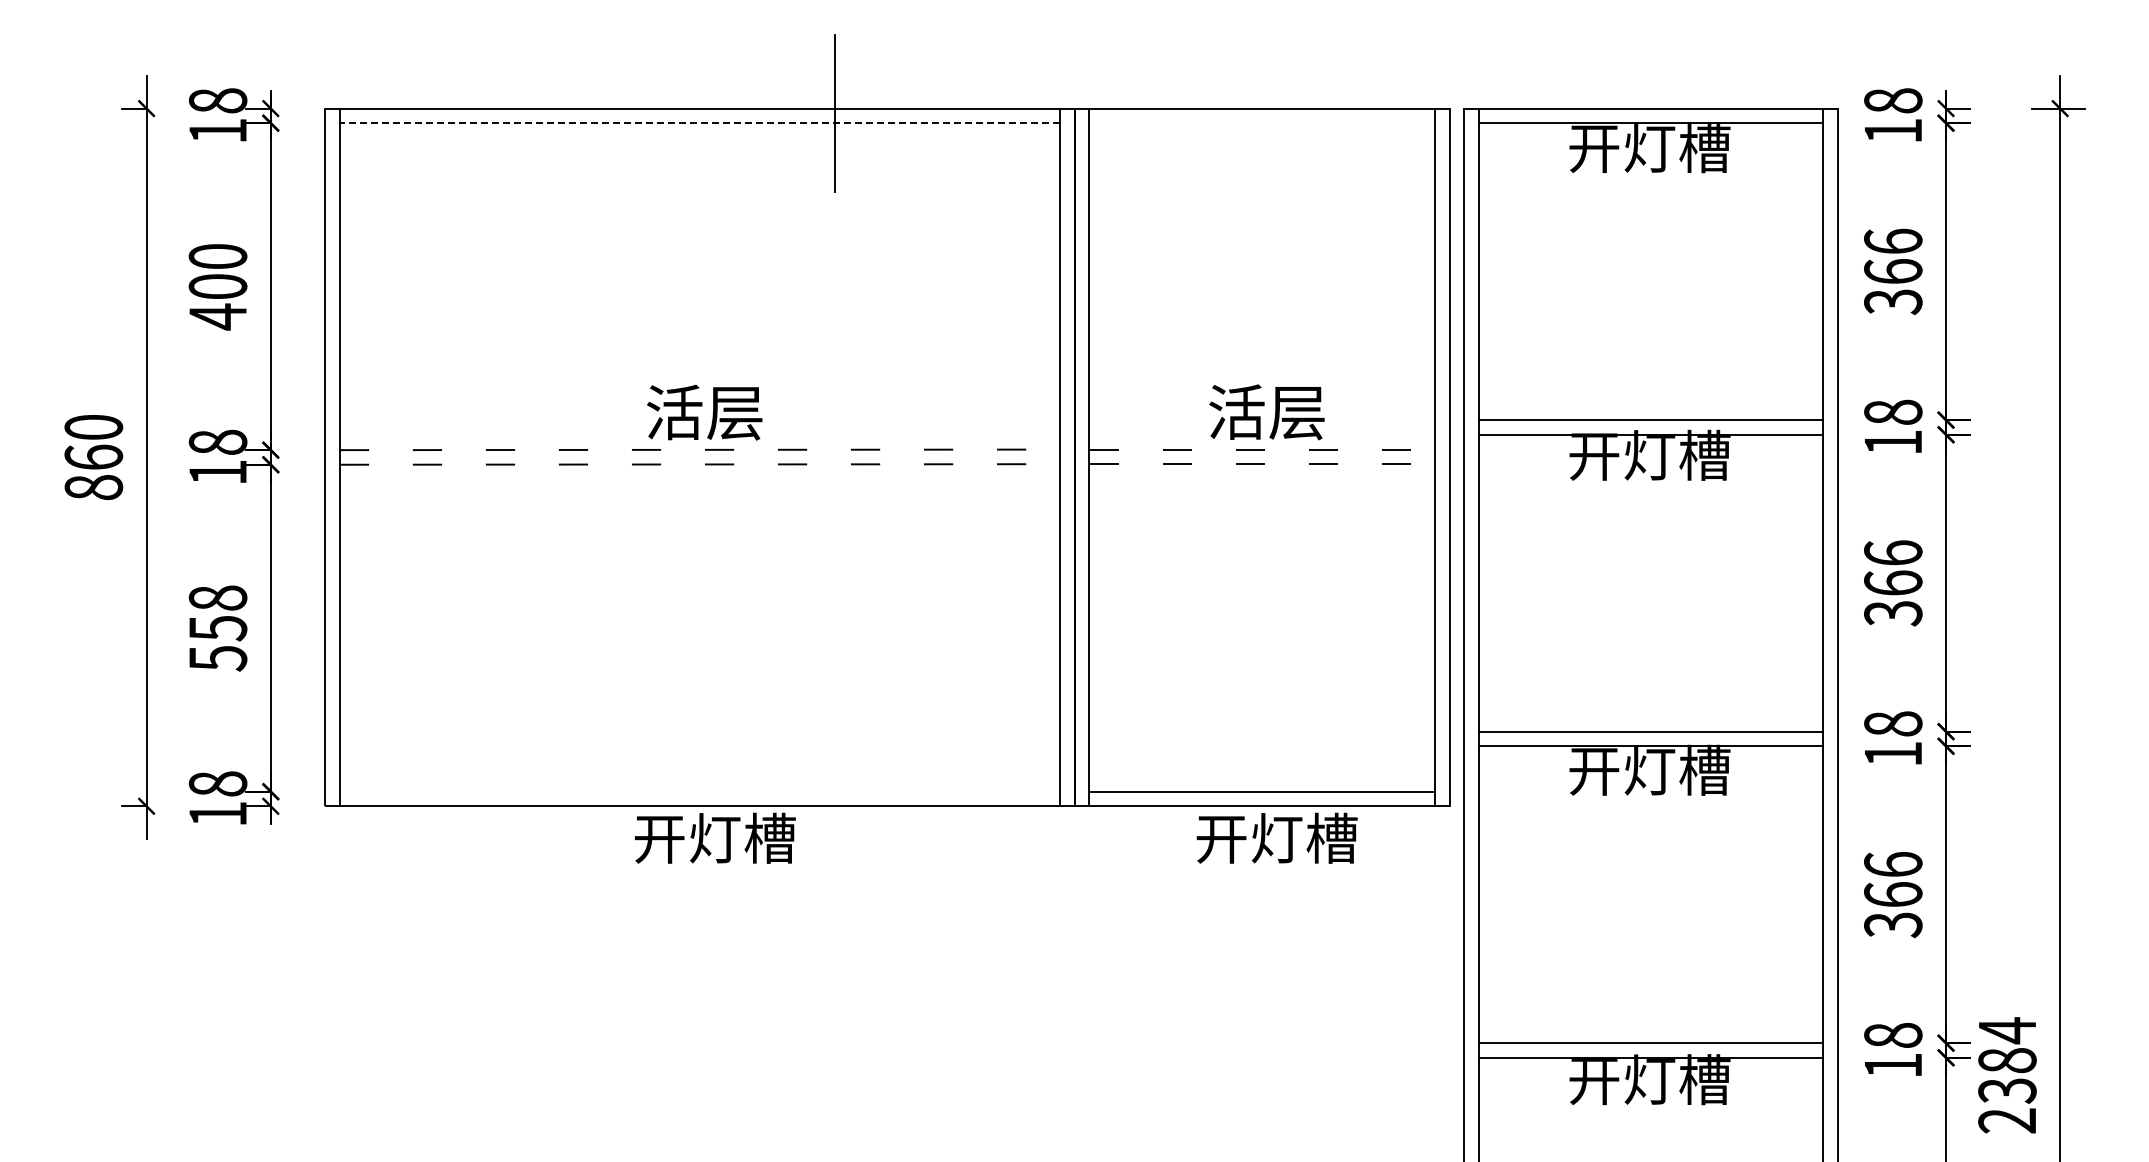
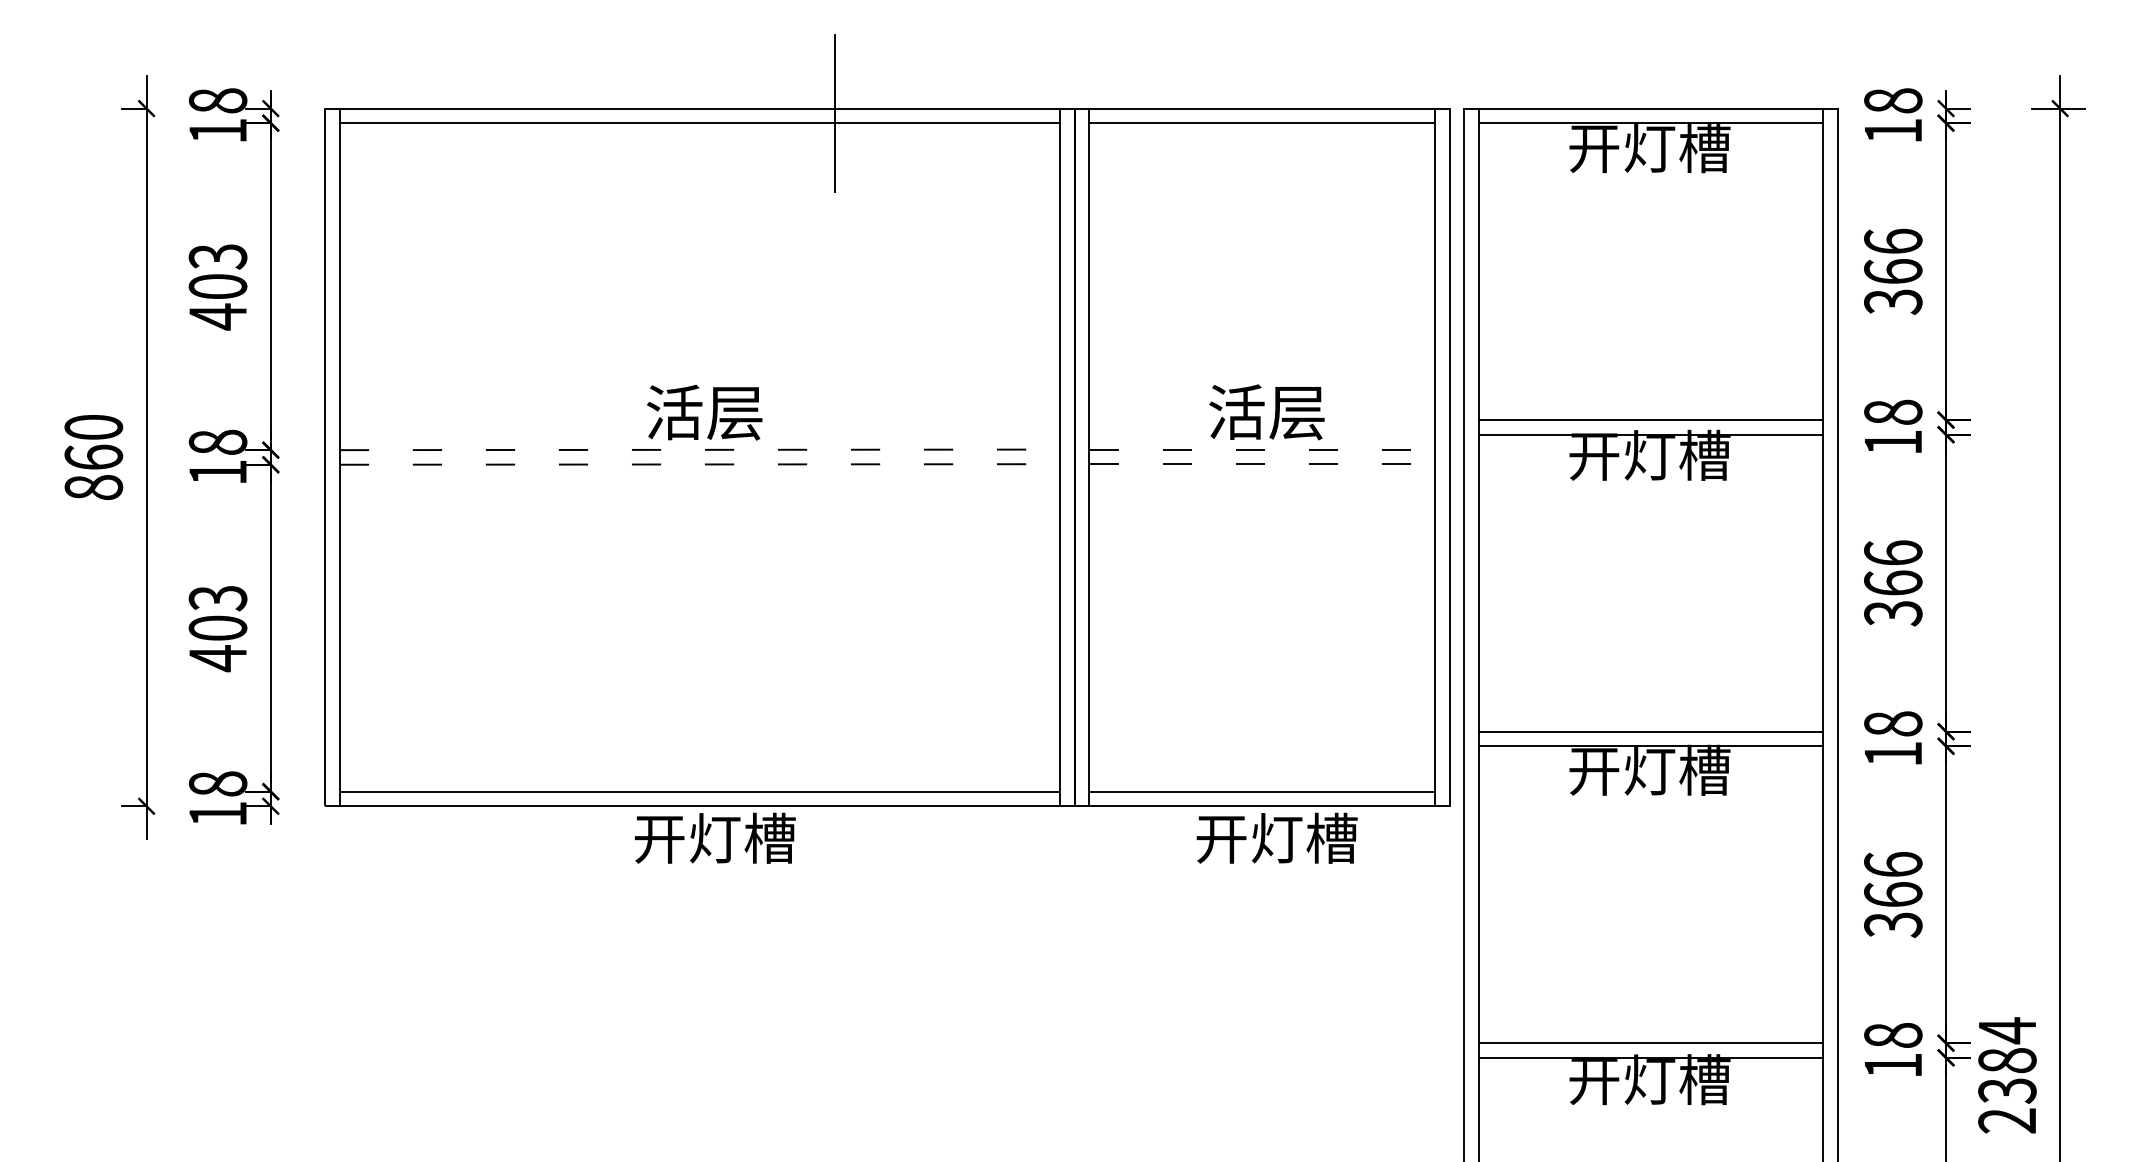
line: dashed -> solid (699, 123)
line: none -> present (1262, 123)
text: 400 -> 403 (217, 256)
text: 558 -> 403 (217, 628)
line: none -> present (699, 791)
